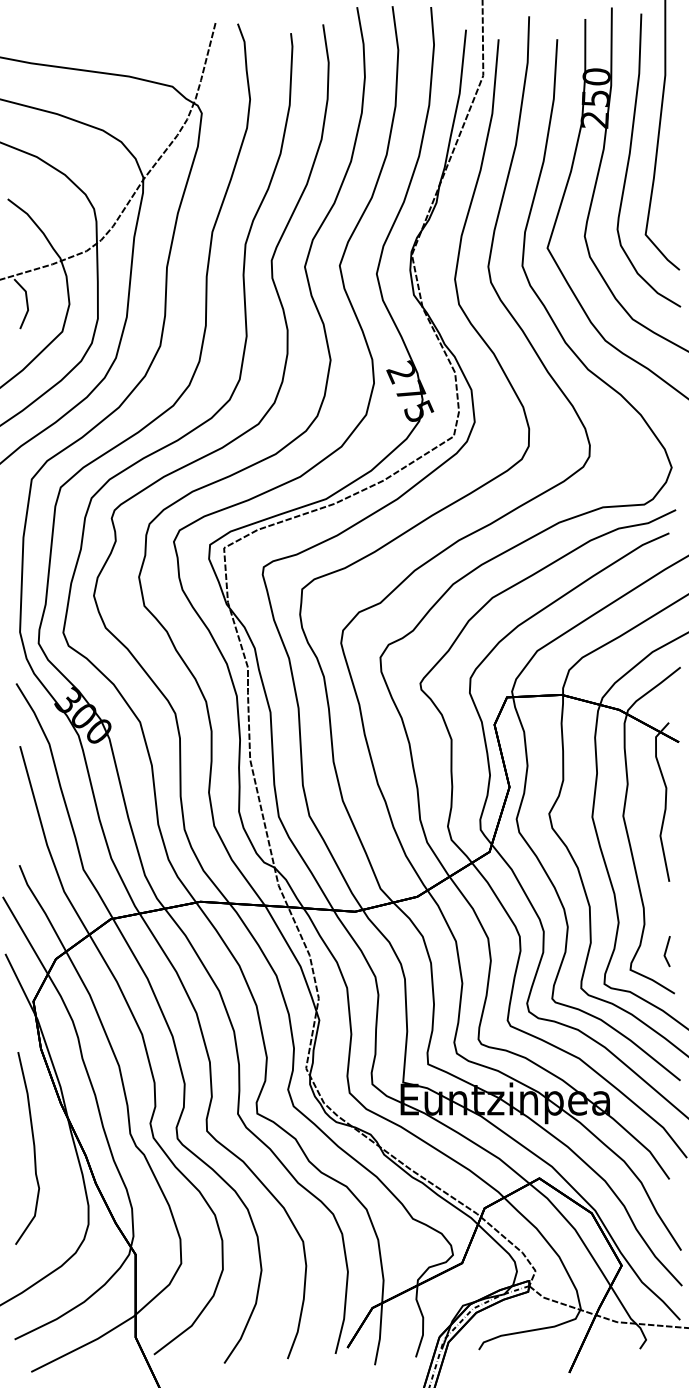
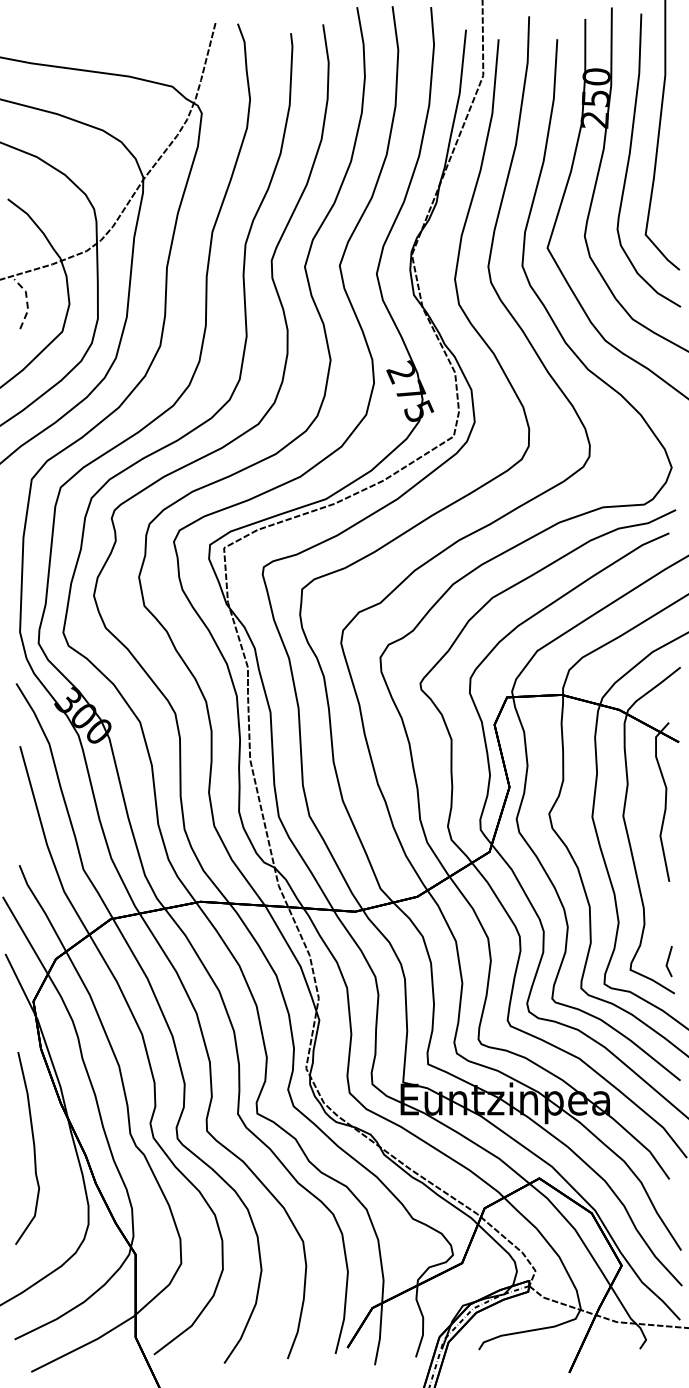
line: solid -> dashed (27, 302)
line position: (666, 951) -> (668, 961) (668, 961)
